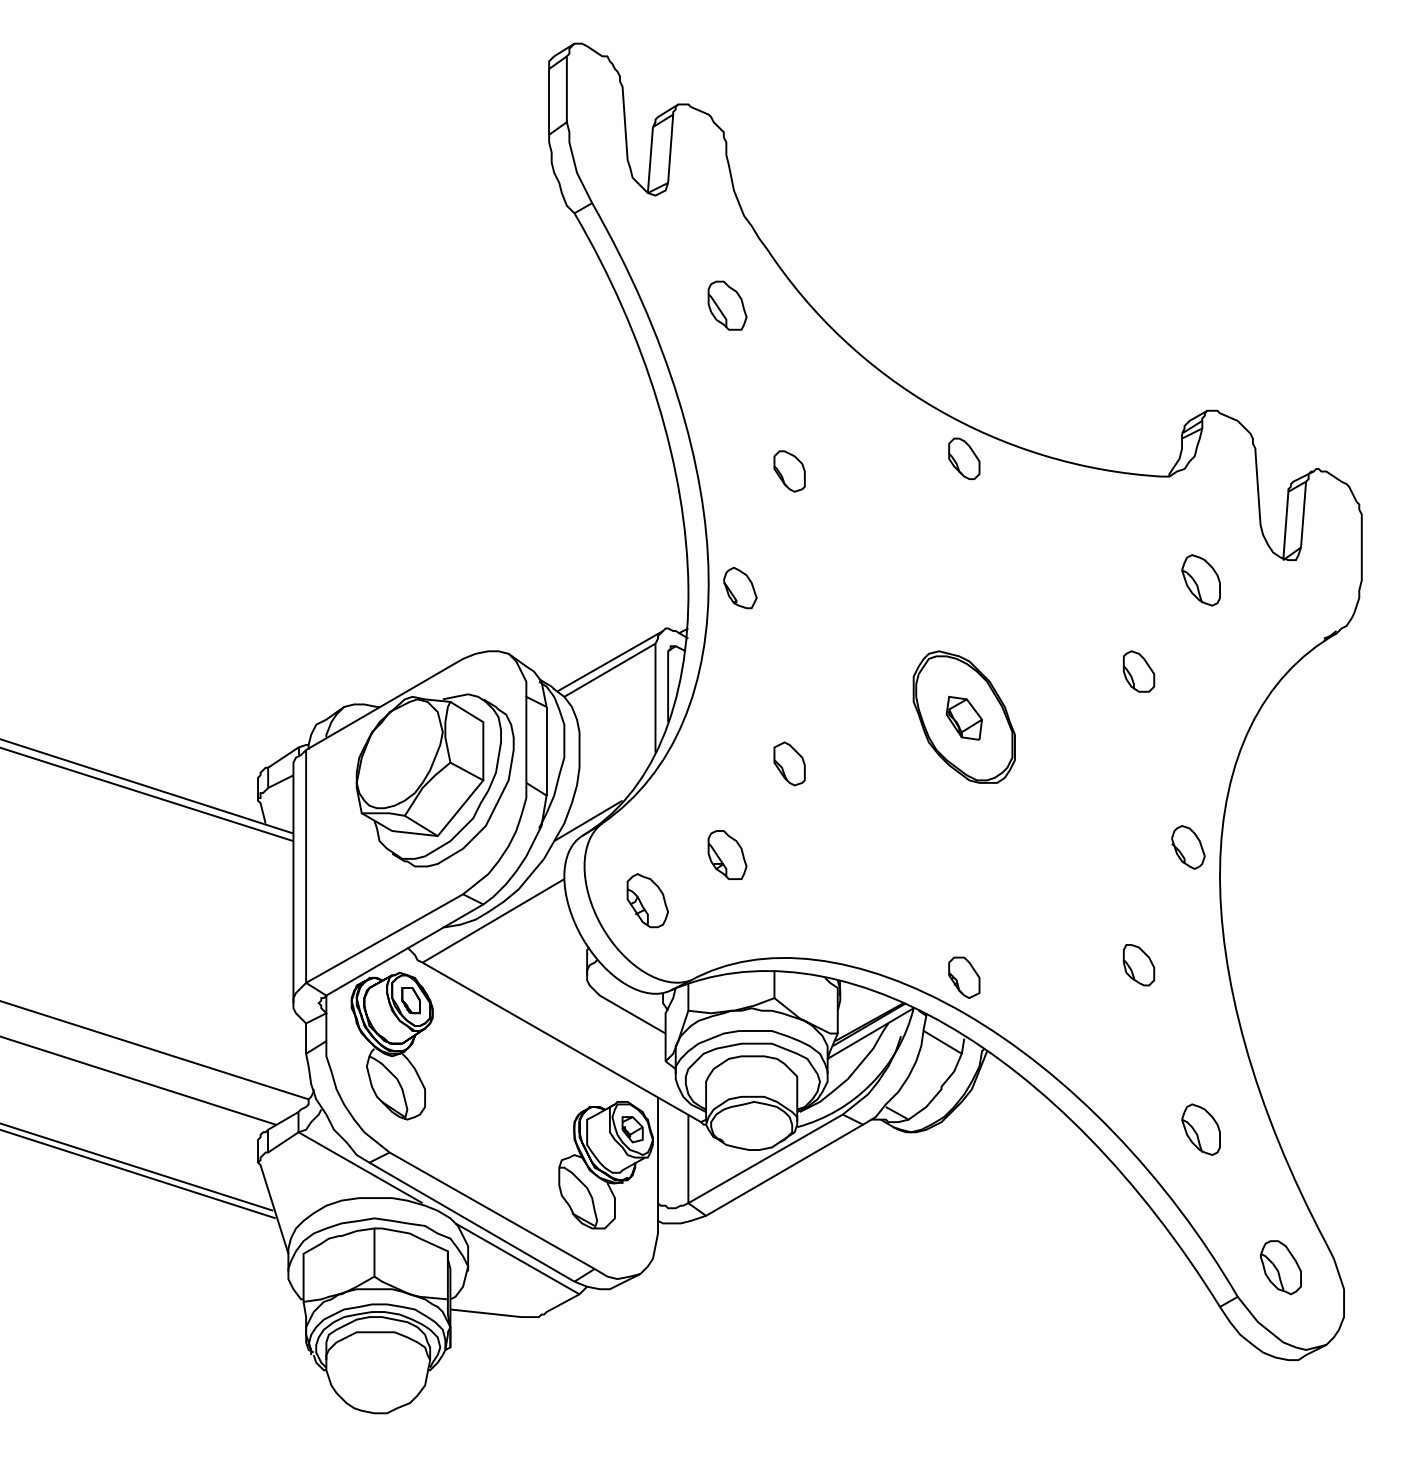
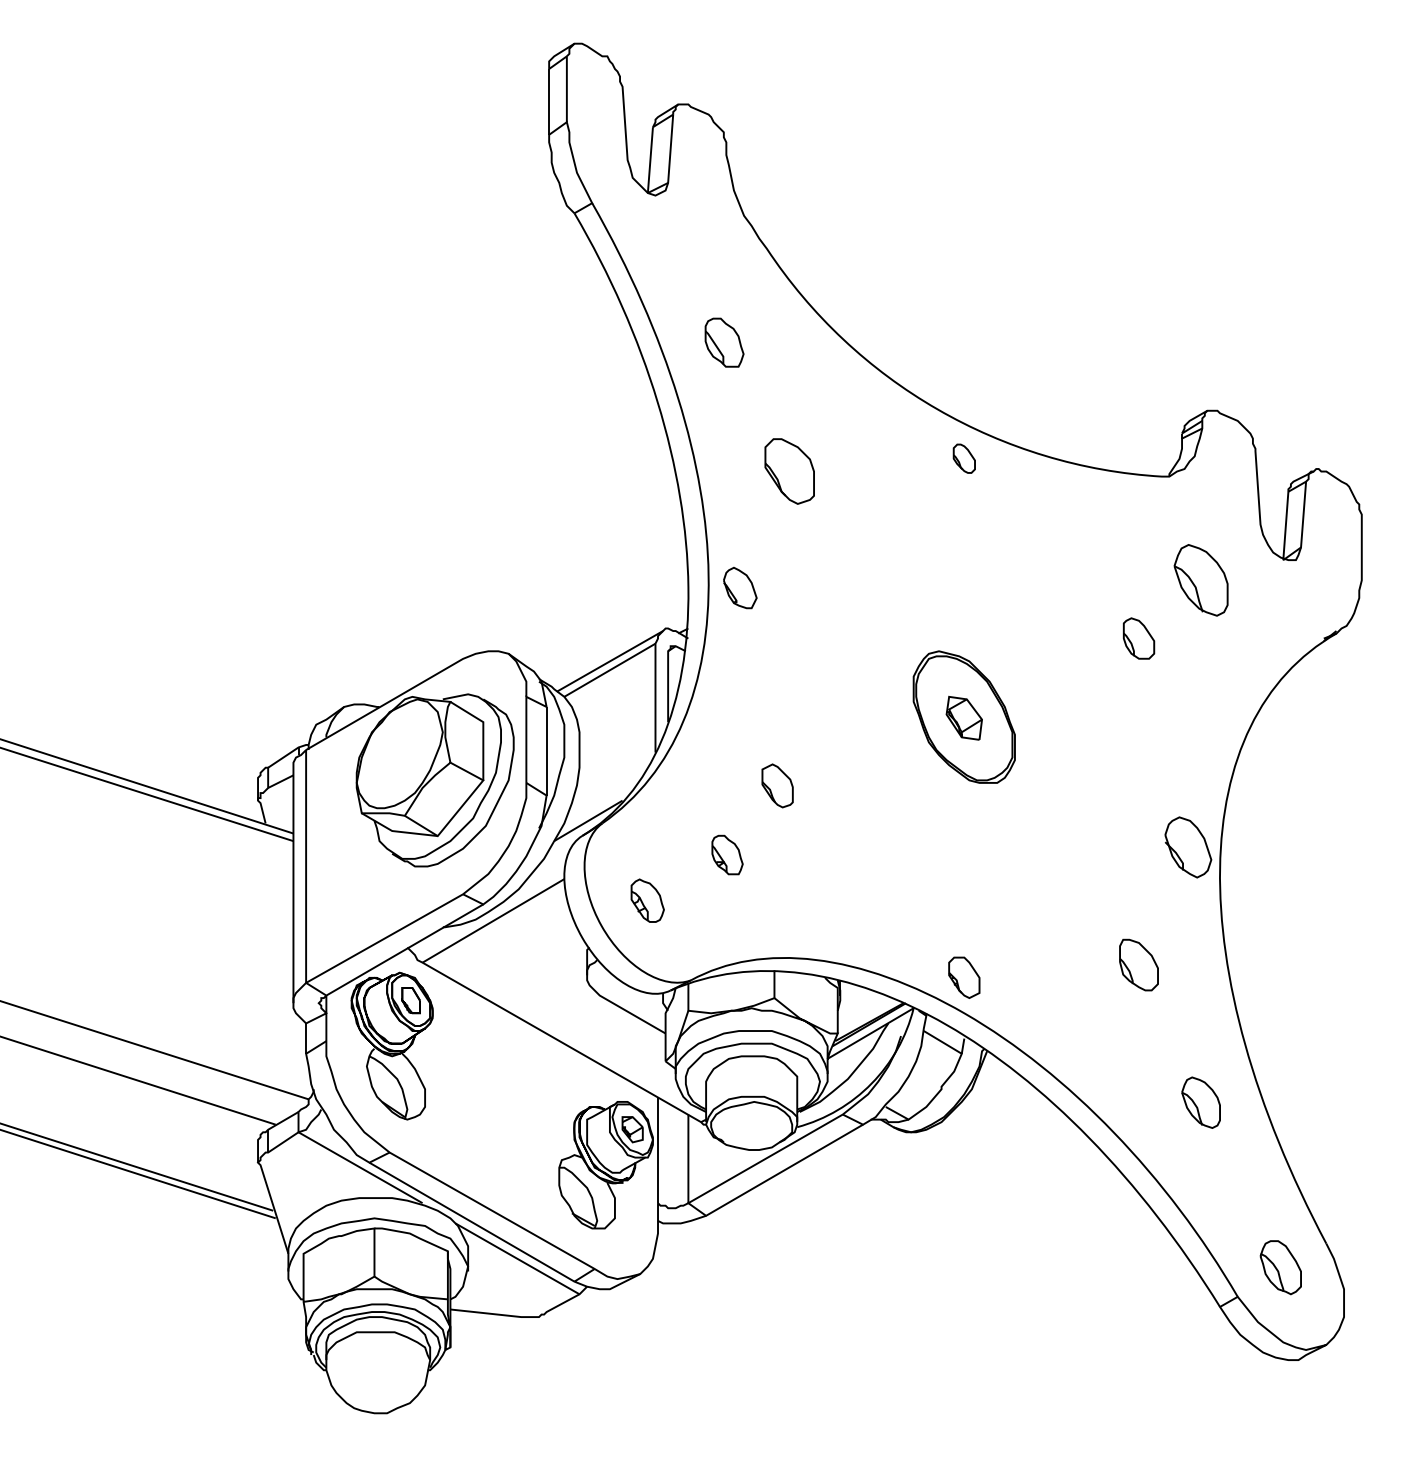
part position: (727, 305) -> (724, 342) (724, 342)
part size: 33x43 px -> 24x31 px (963, 458)
part size: 33x43 px -> 51x67 px (789, 471)
part size: 40x53 px -> 56x73 px (1200, 580)
part position: (1138, 671) -> (1138, 638) (1138, 638)
part position: (789, 763) -> (777, 785) (777, 785)
part size: 35x45 px -> 49x63 px (1188, 847)
part size: 41x50 px -> 33x42 px (727, 854)
part size: 43x56 px -> 35x45 px (647, 900)
part size: 34x43 px -> 40x54 px (1138, 964)
part position: (1200, 1129) -> (1200, 1102) (1200, 1102)
